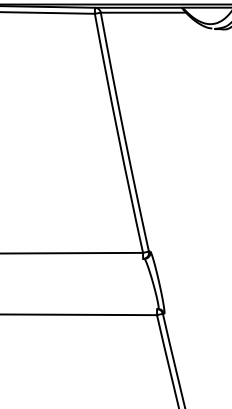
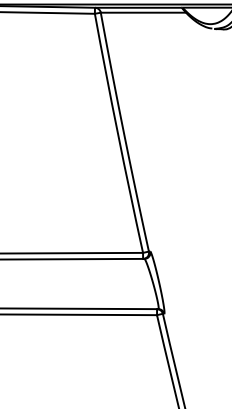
line: none -> present (73, 258)
line: none -> present (80, 308)
